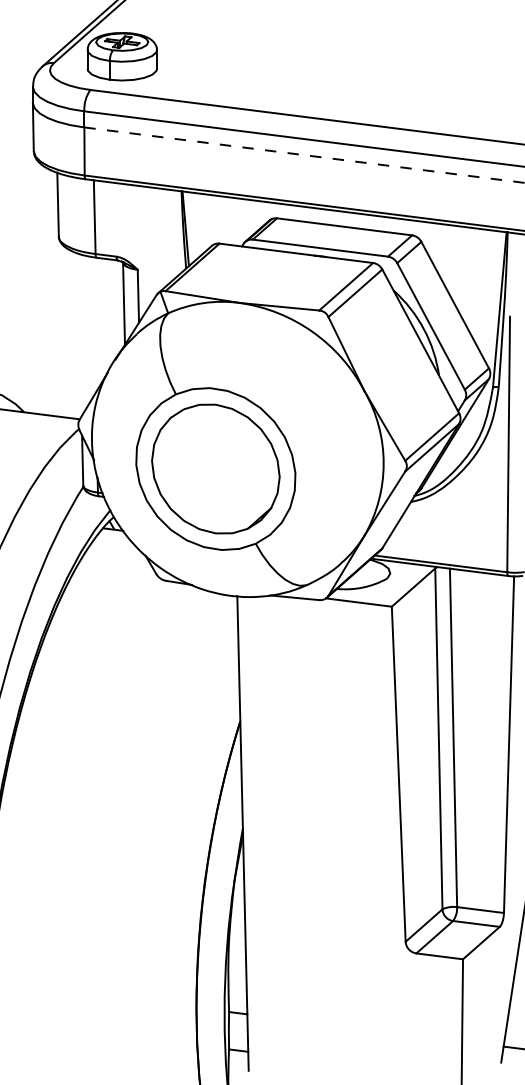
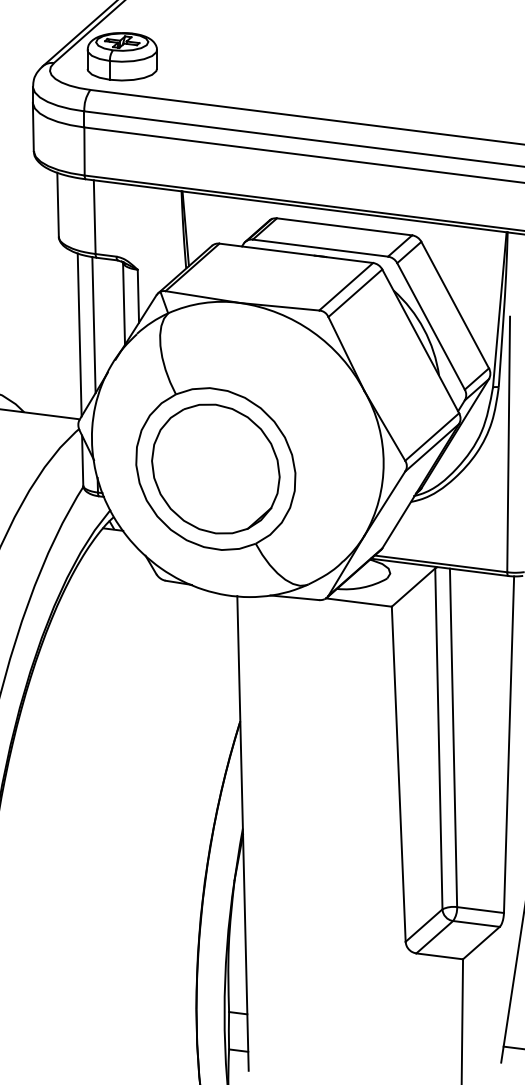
line: dashed -> solid (304, 155)
line: none -> present (93, 325)
line: none -> present (79, 334)
